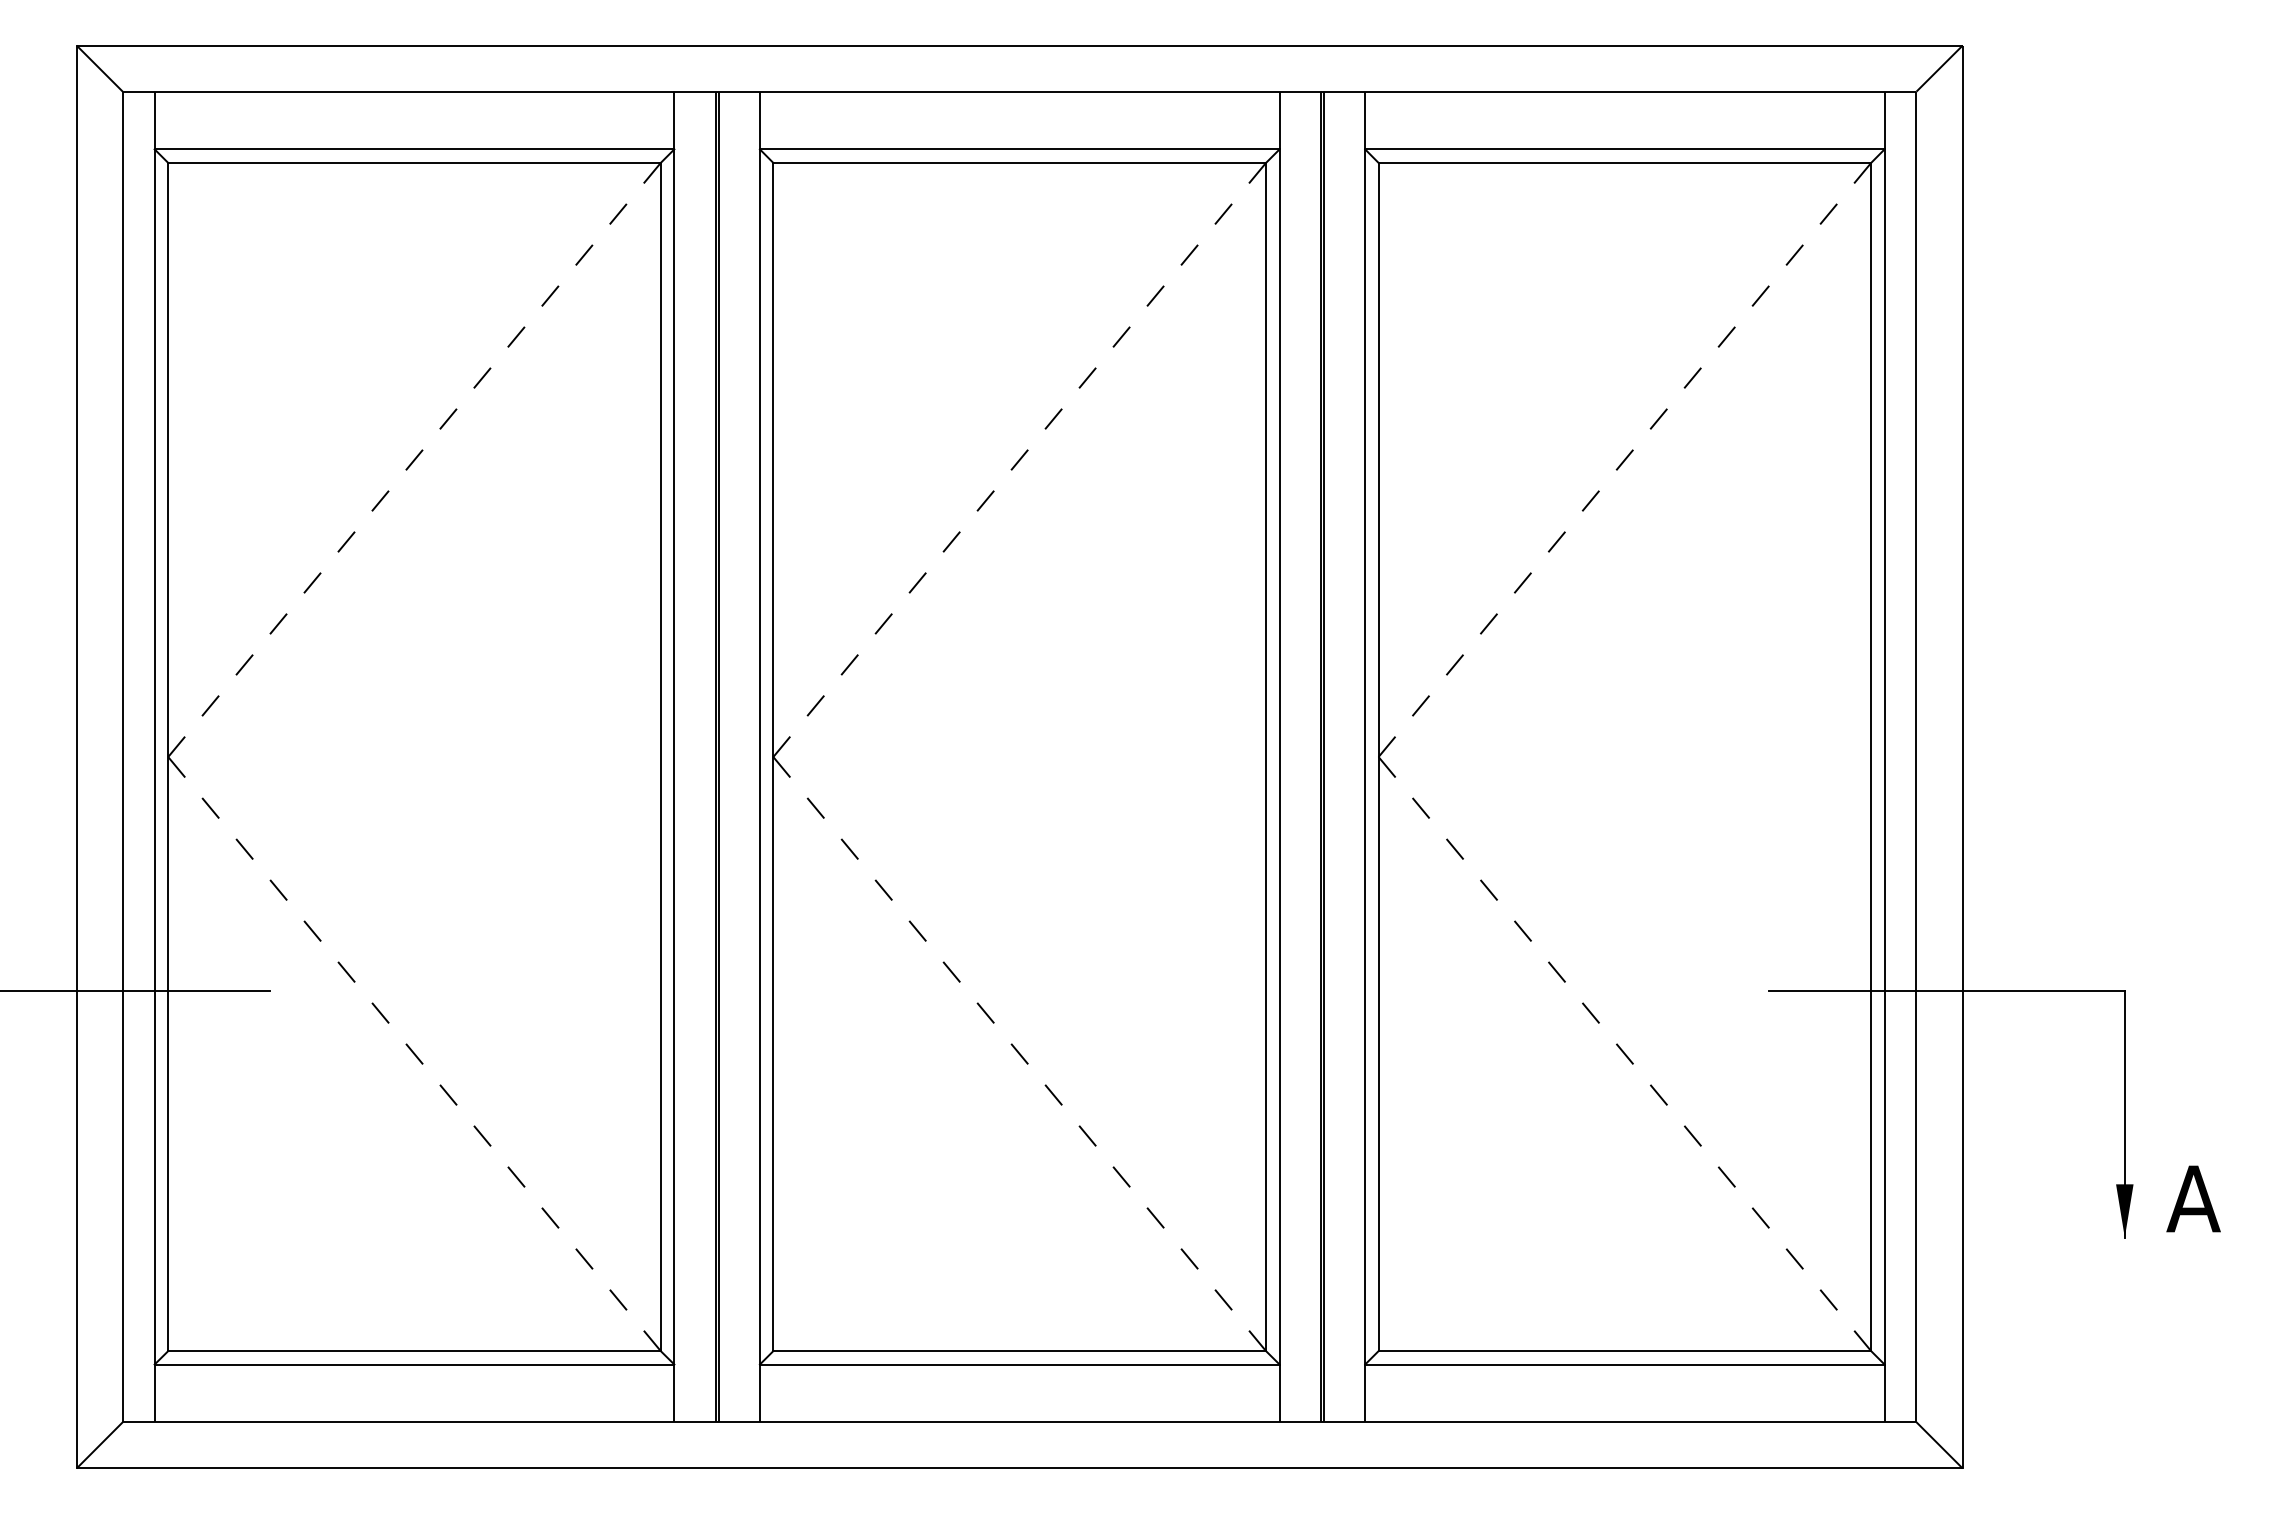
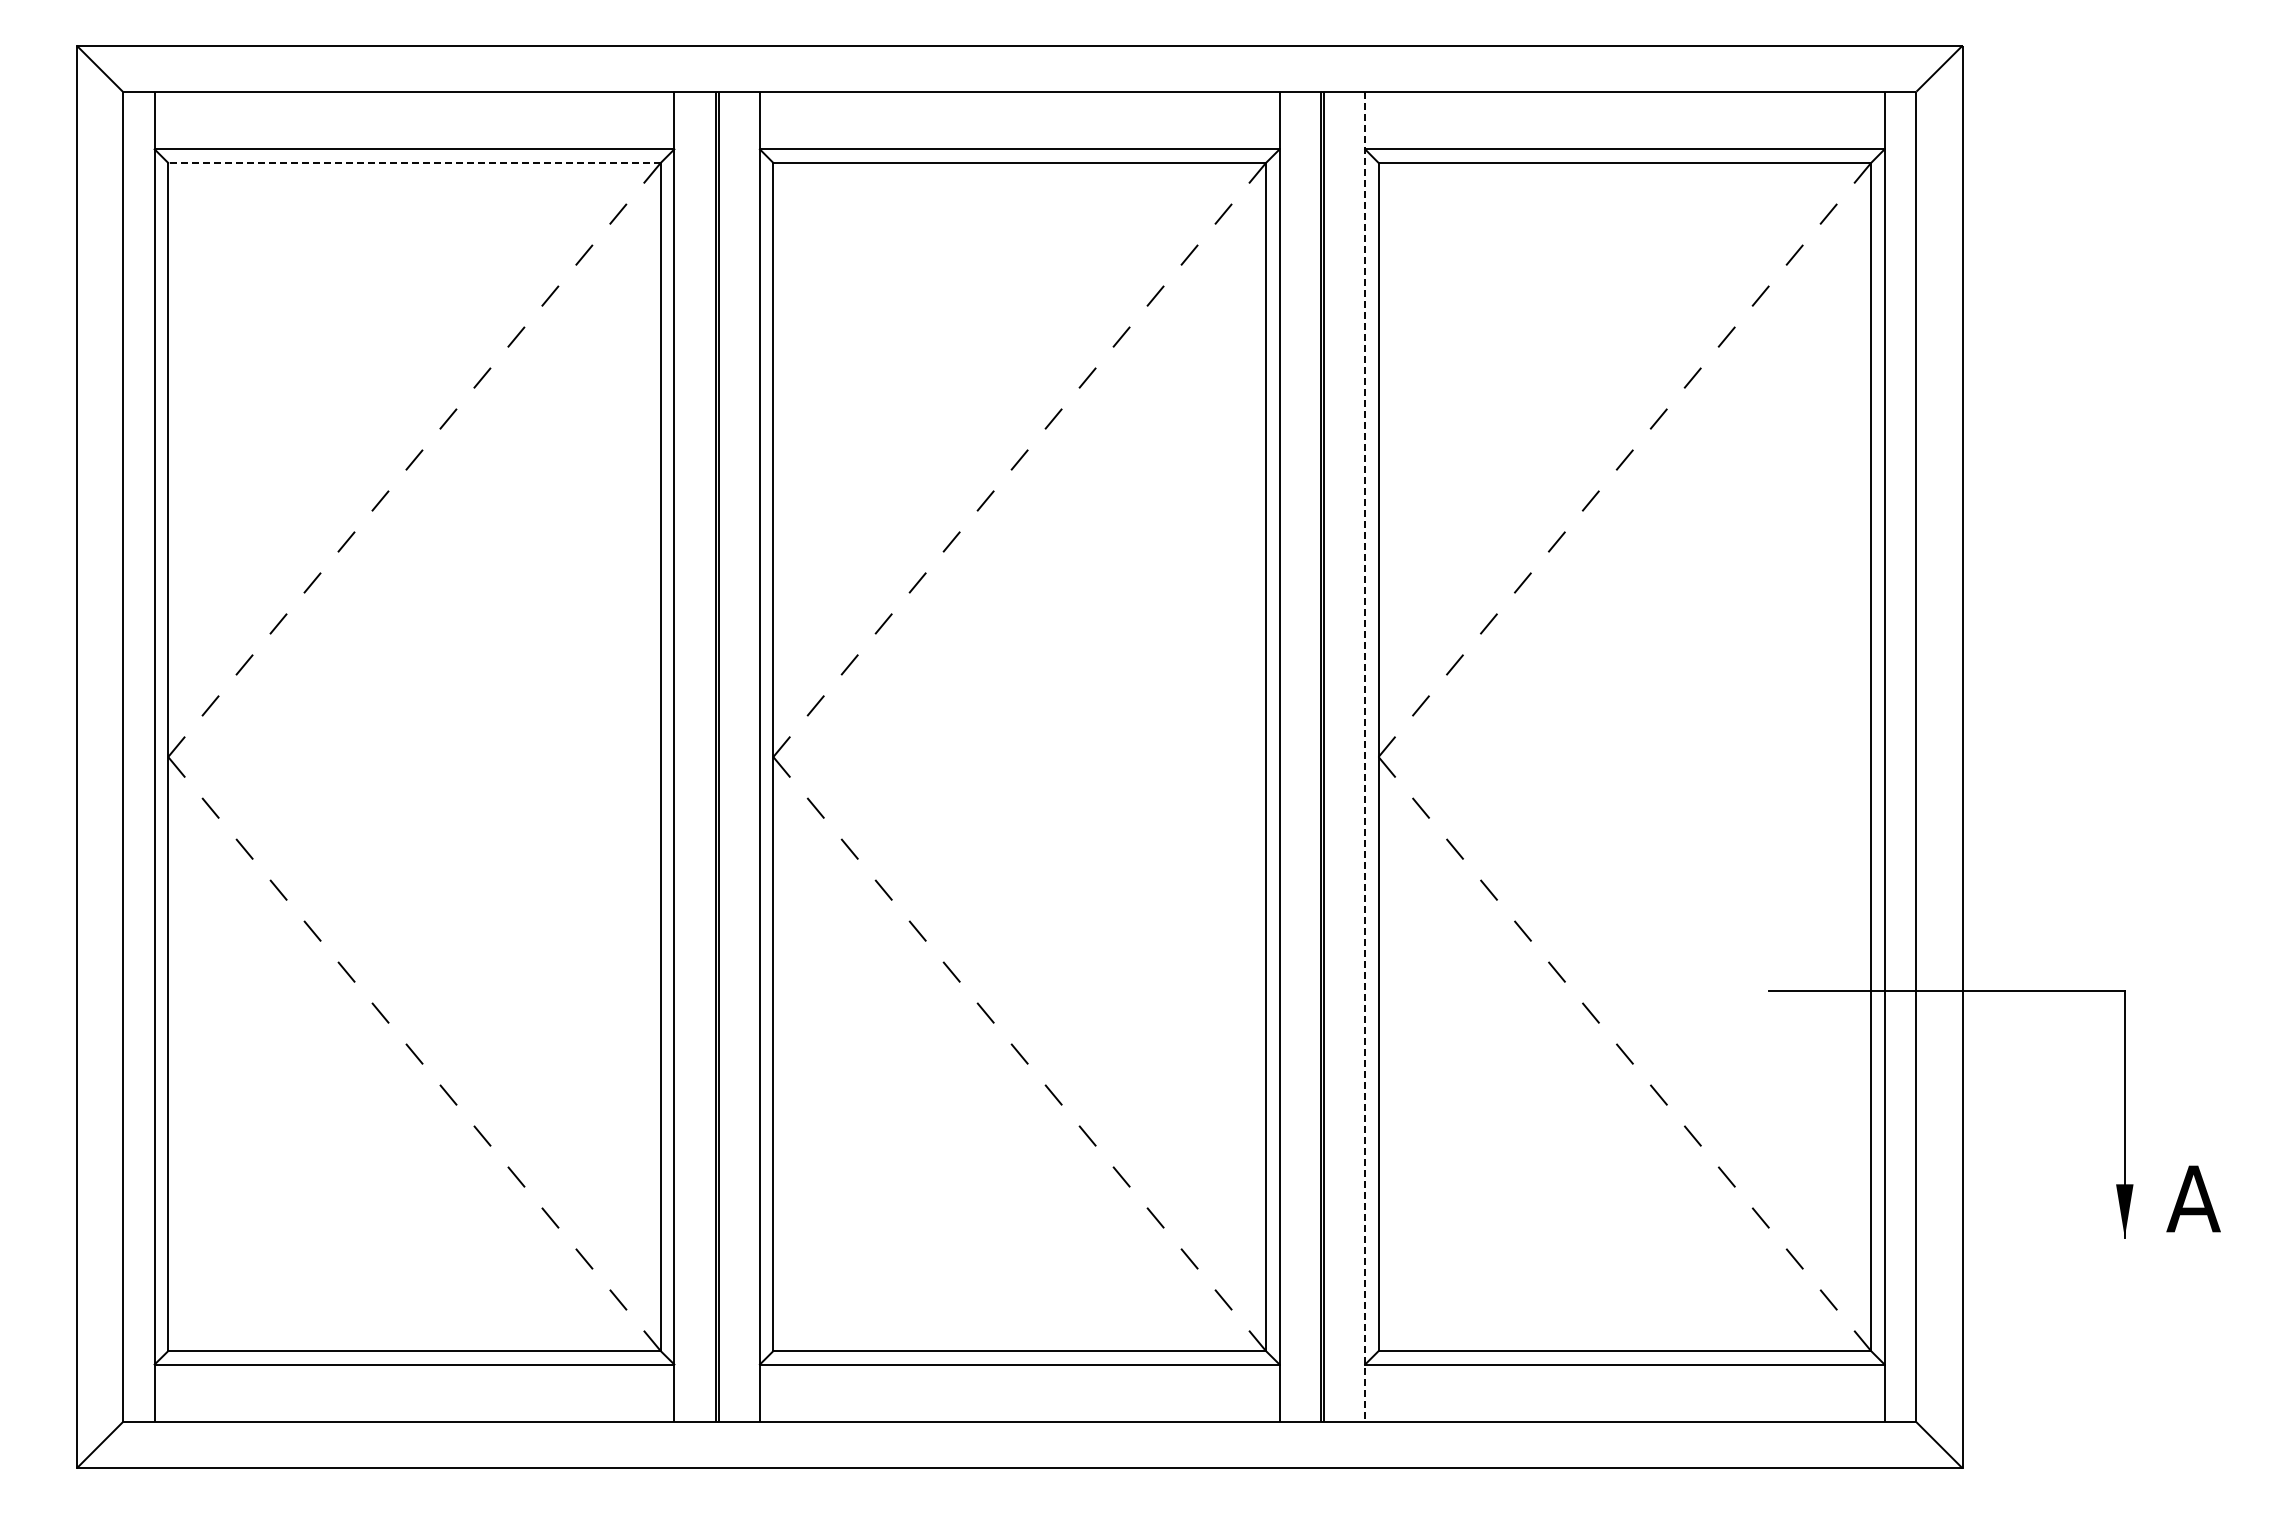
line: solid -> dashed (414, 162)
line: solid -> dashed (1365, 757)
line: present -> none (136, 991)
